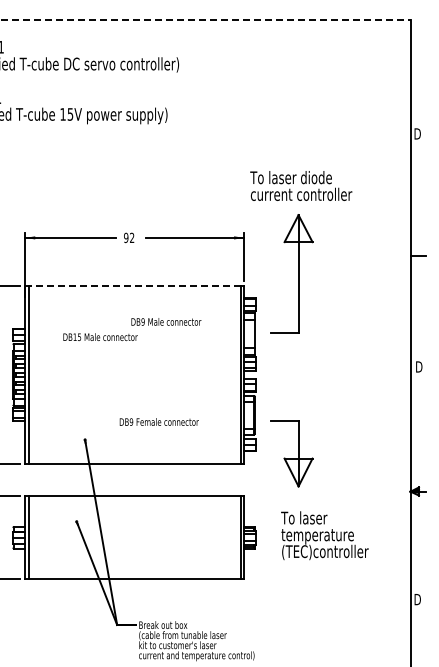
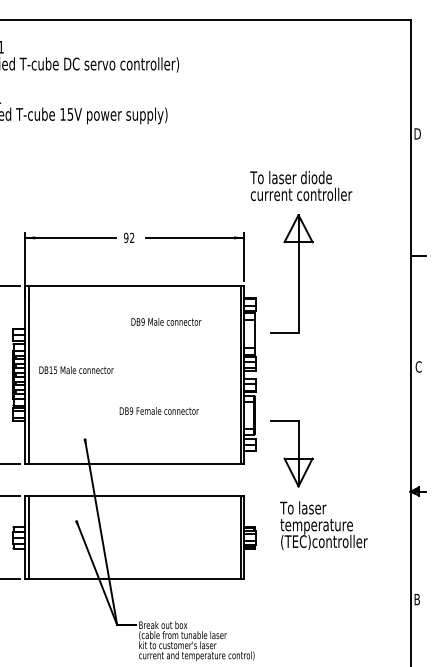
line: dashed -> solid (205, 20)
line: dashed -> solid (134, 285)
text position: (100, 336) -> (76, 369) (76, 369)
text: D -> C (418, 366)
text position: (158, 421) -> (158, 410) (158, 410)
text position: (324, 535) -> (323, 525) (323, 525)
text: D -> B (417, 599)
